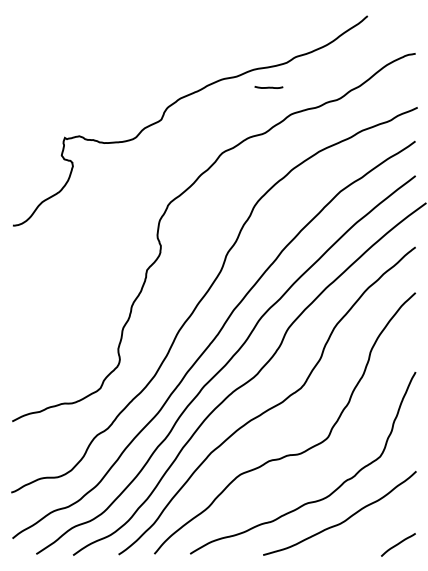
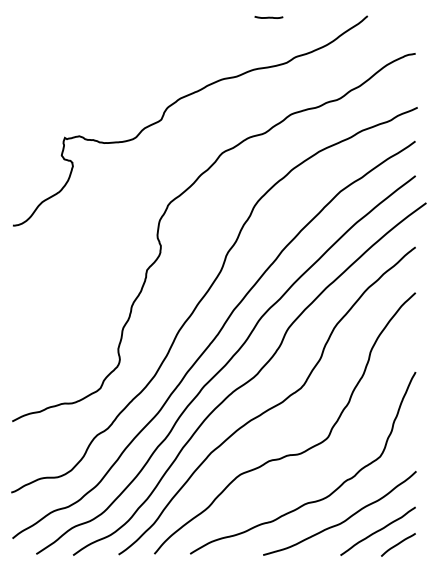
line position: (268, 87) -> (268, 17) (268, 17)
curve: none -> present (377, 530)
